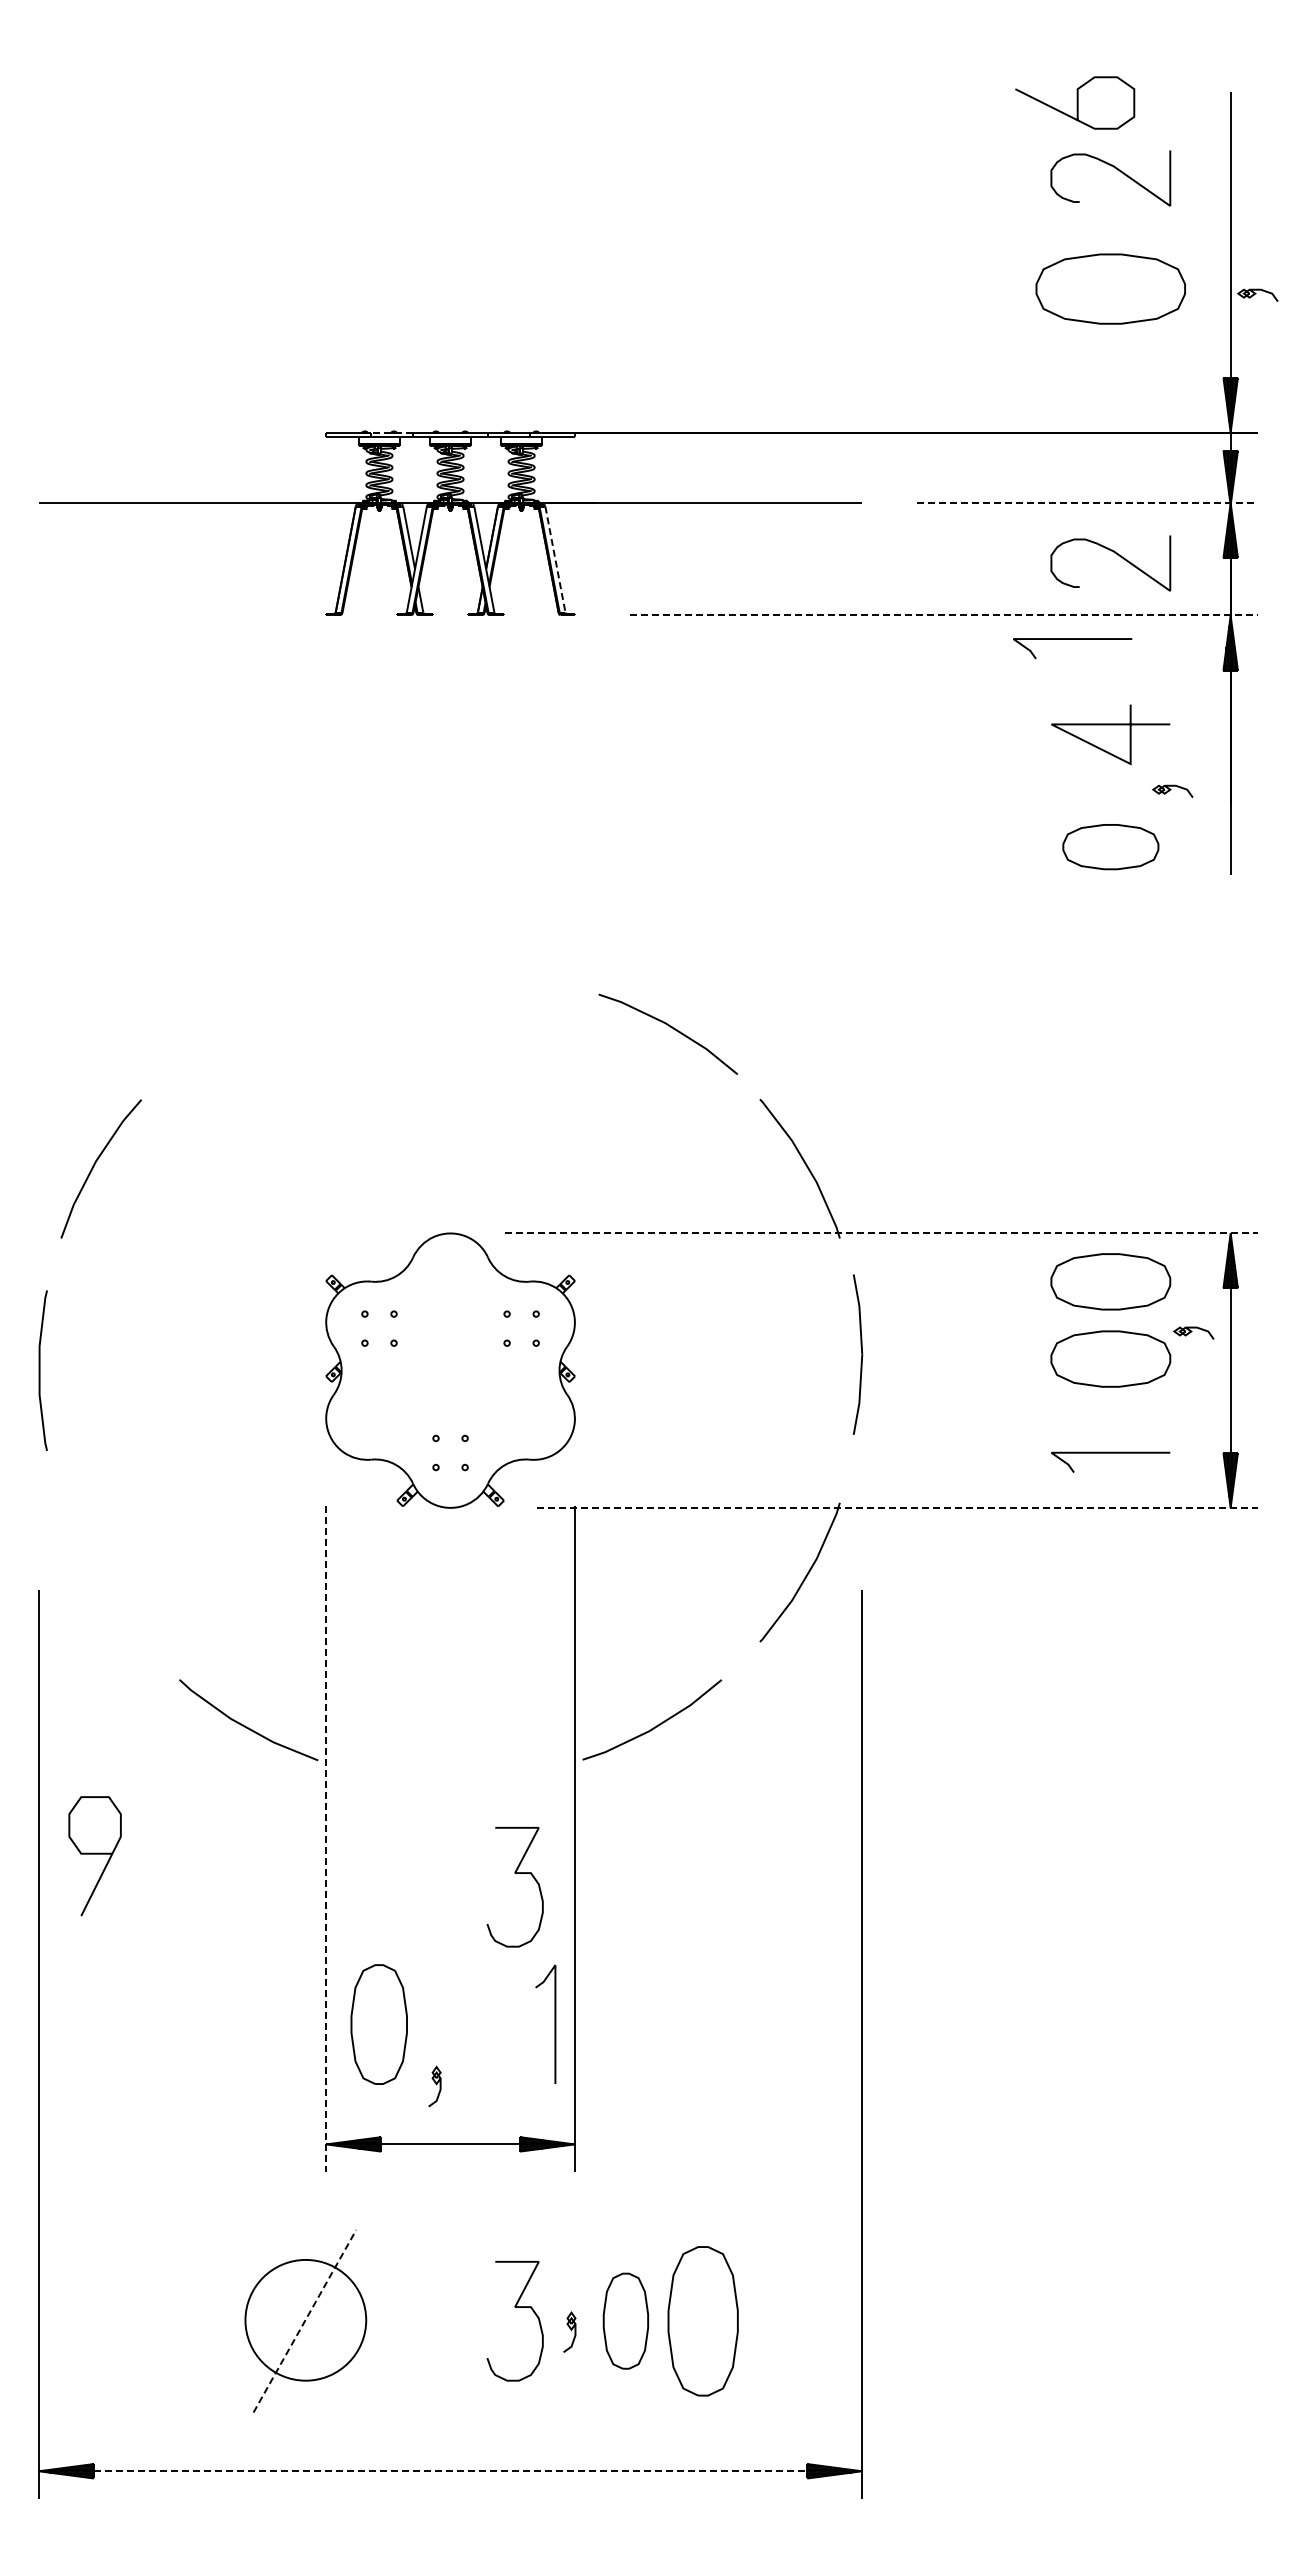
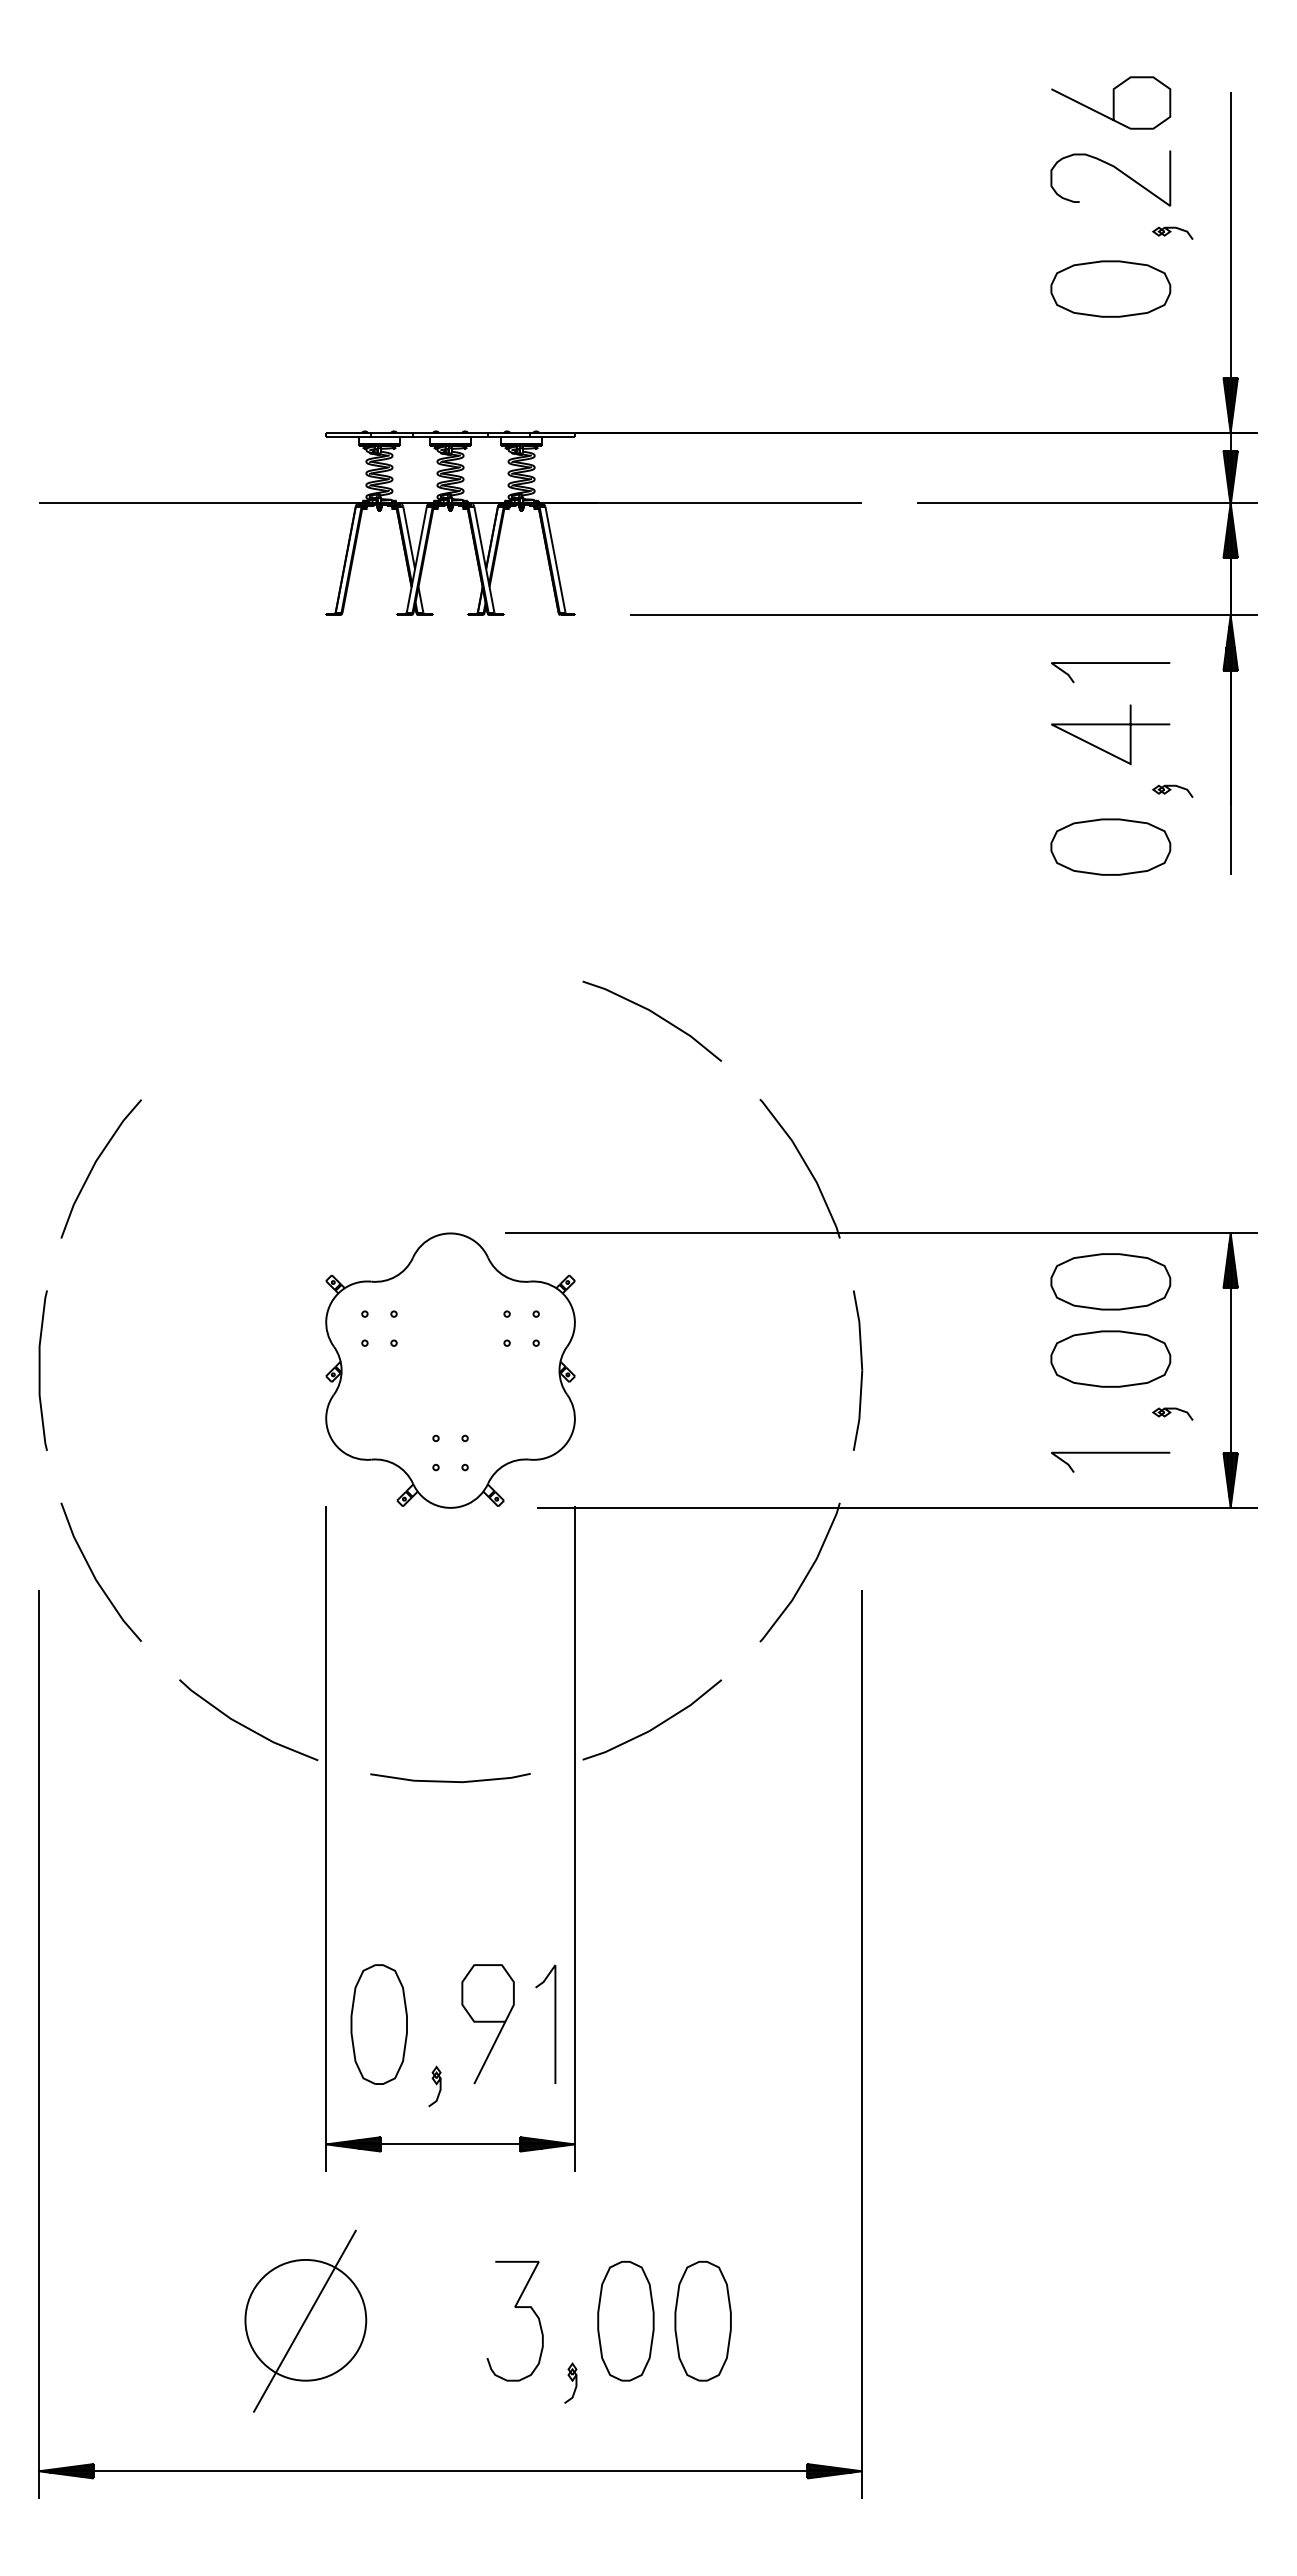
curve position: (1076, 102) -> (1112, 102) (1112, 102)
part size: 151x72 px -> 122x58 px (1110, 288)
part position: (1257, 294) -> (1172, 232) (1172, 232)
line: dashed -> solid (392, 432)
line: dashed -> solid (1088, 503)
curve: present -> none (1117, 555)
line: dashed -> solid (555, 559)
line: dashed -> solid (944, 615)
line position: (1072, 639) -> (1110, 663) (1110, 663)
part size: 98x47 px -> 122x58 px (1110, 846)
line position: (671, 1028) -> (655, 1015) (655, 1015)
line: dashed -> solid (882, 1233)
part position: (1193, 1332) -> (1172, 1413) (1172, 1413)
part position: (858, 1354) -> (858, 1370) (858, 1370)
line: dashed -> solid (898, 1507)
line: none -> present (94, 1574)
line: none -> present (450, 1780)
line: dashed -> solid (326, 1839)
curve position: (94, 1854) -> (487, 2022) (487, 2022)
curve: present -> none (514, 1873)
part size: 47x98 px -> 58x122 px (625, 2320)
line: dashed -> solid (304, 2321)
part size: 72x151 px -> 58x122 px (702, 2320)
part position: (569, 2331) -> (570, 2382) (570, 2382)
line: dashed -> solid (450, 2471)
